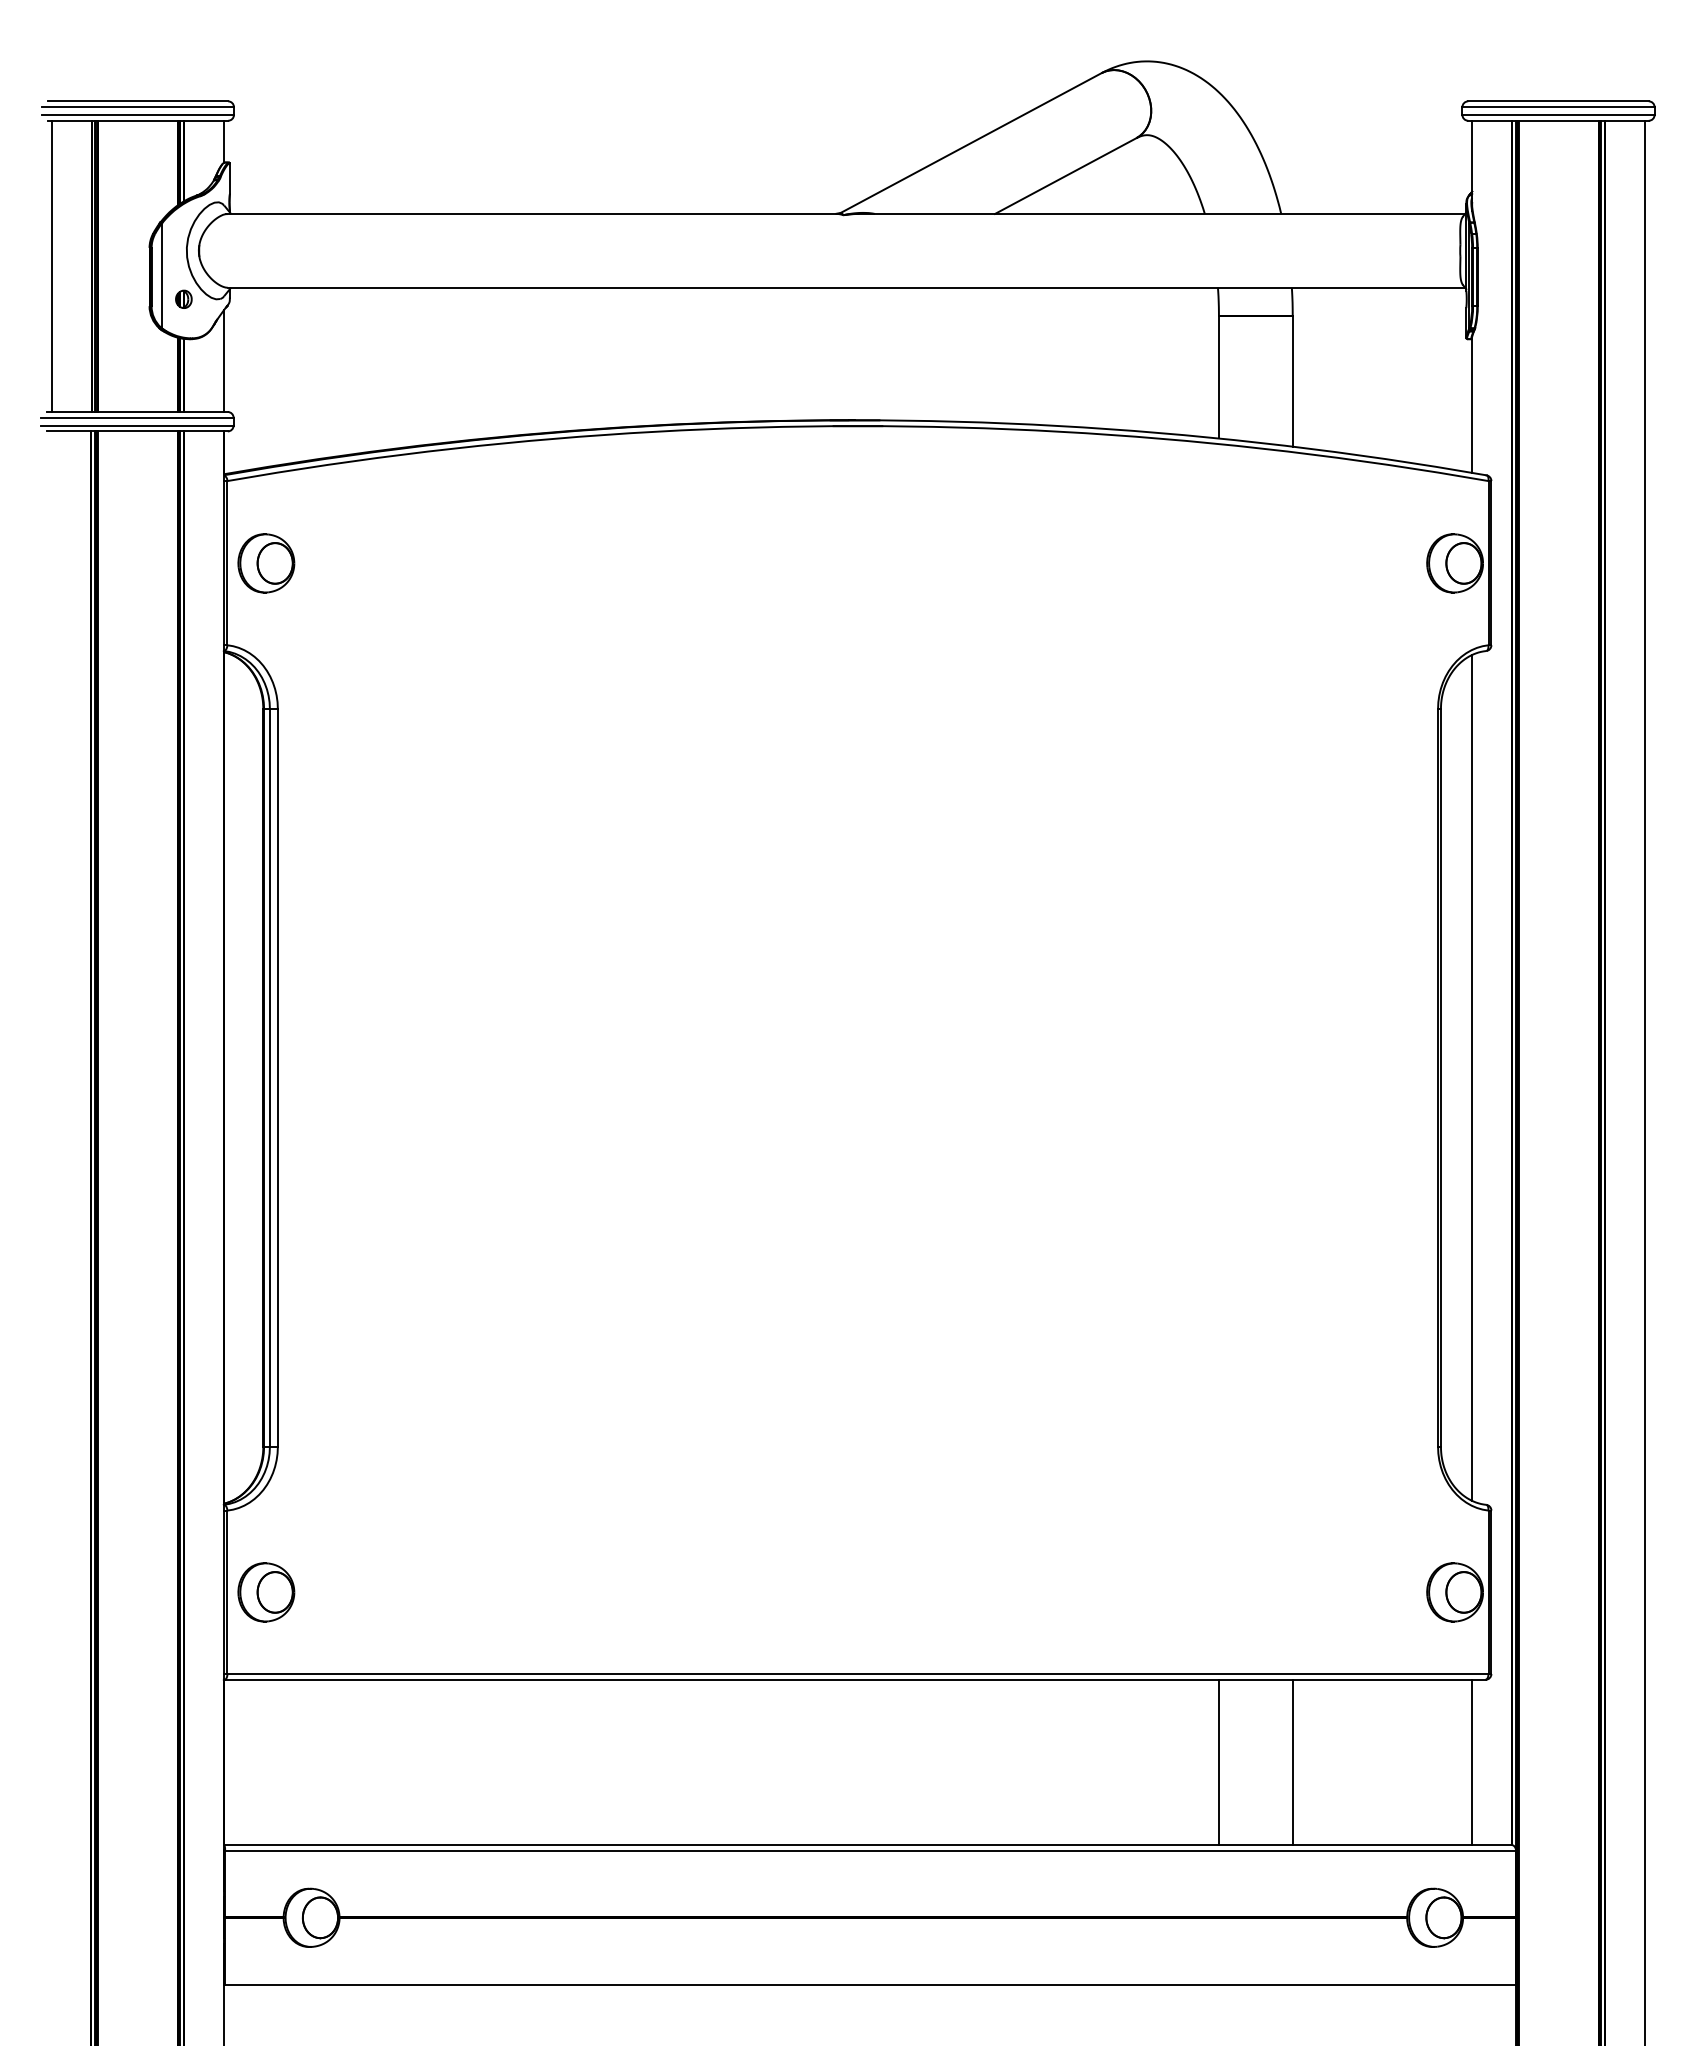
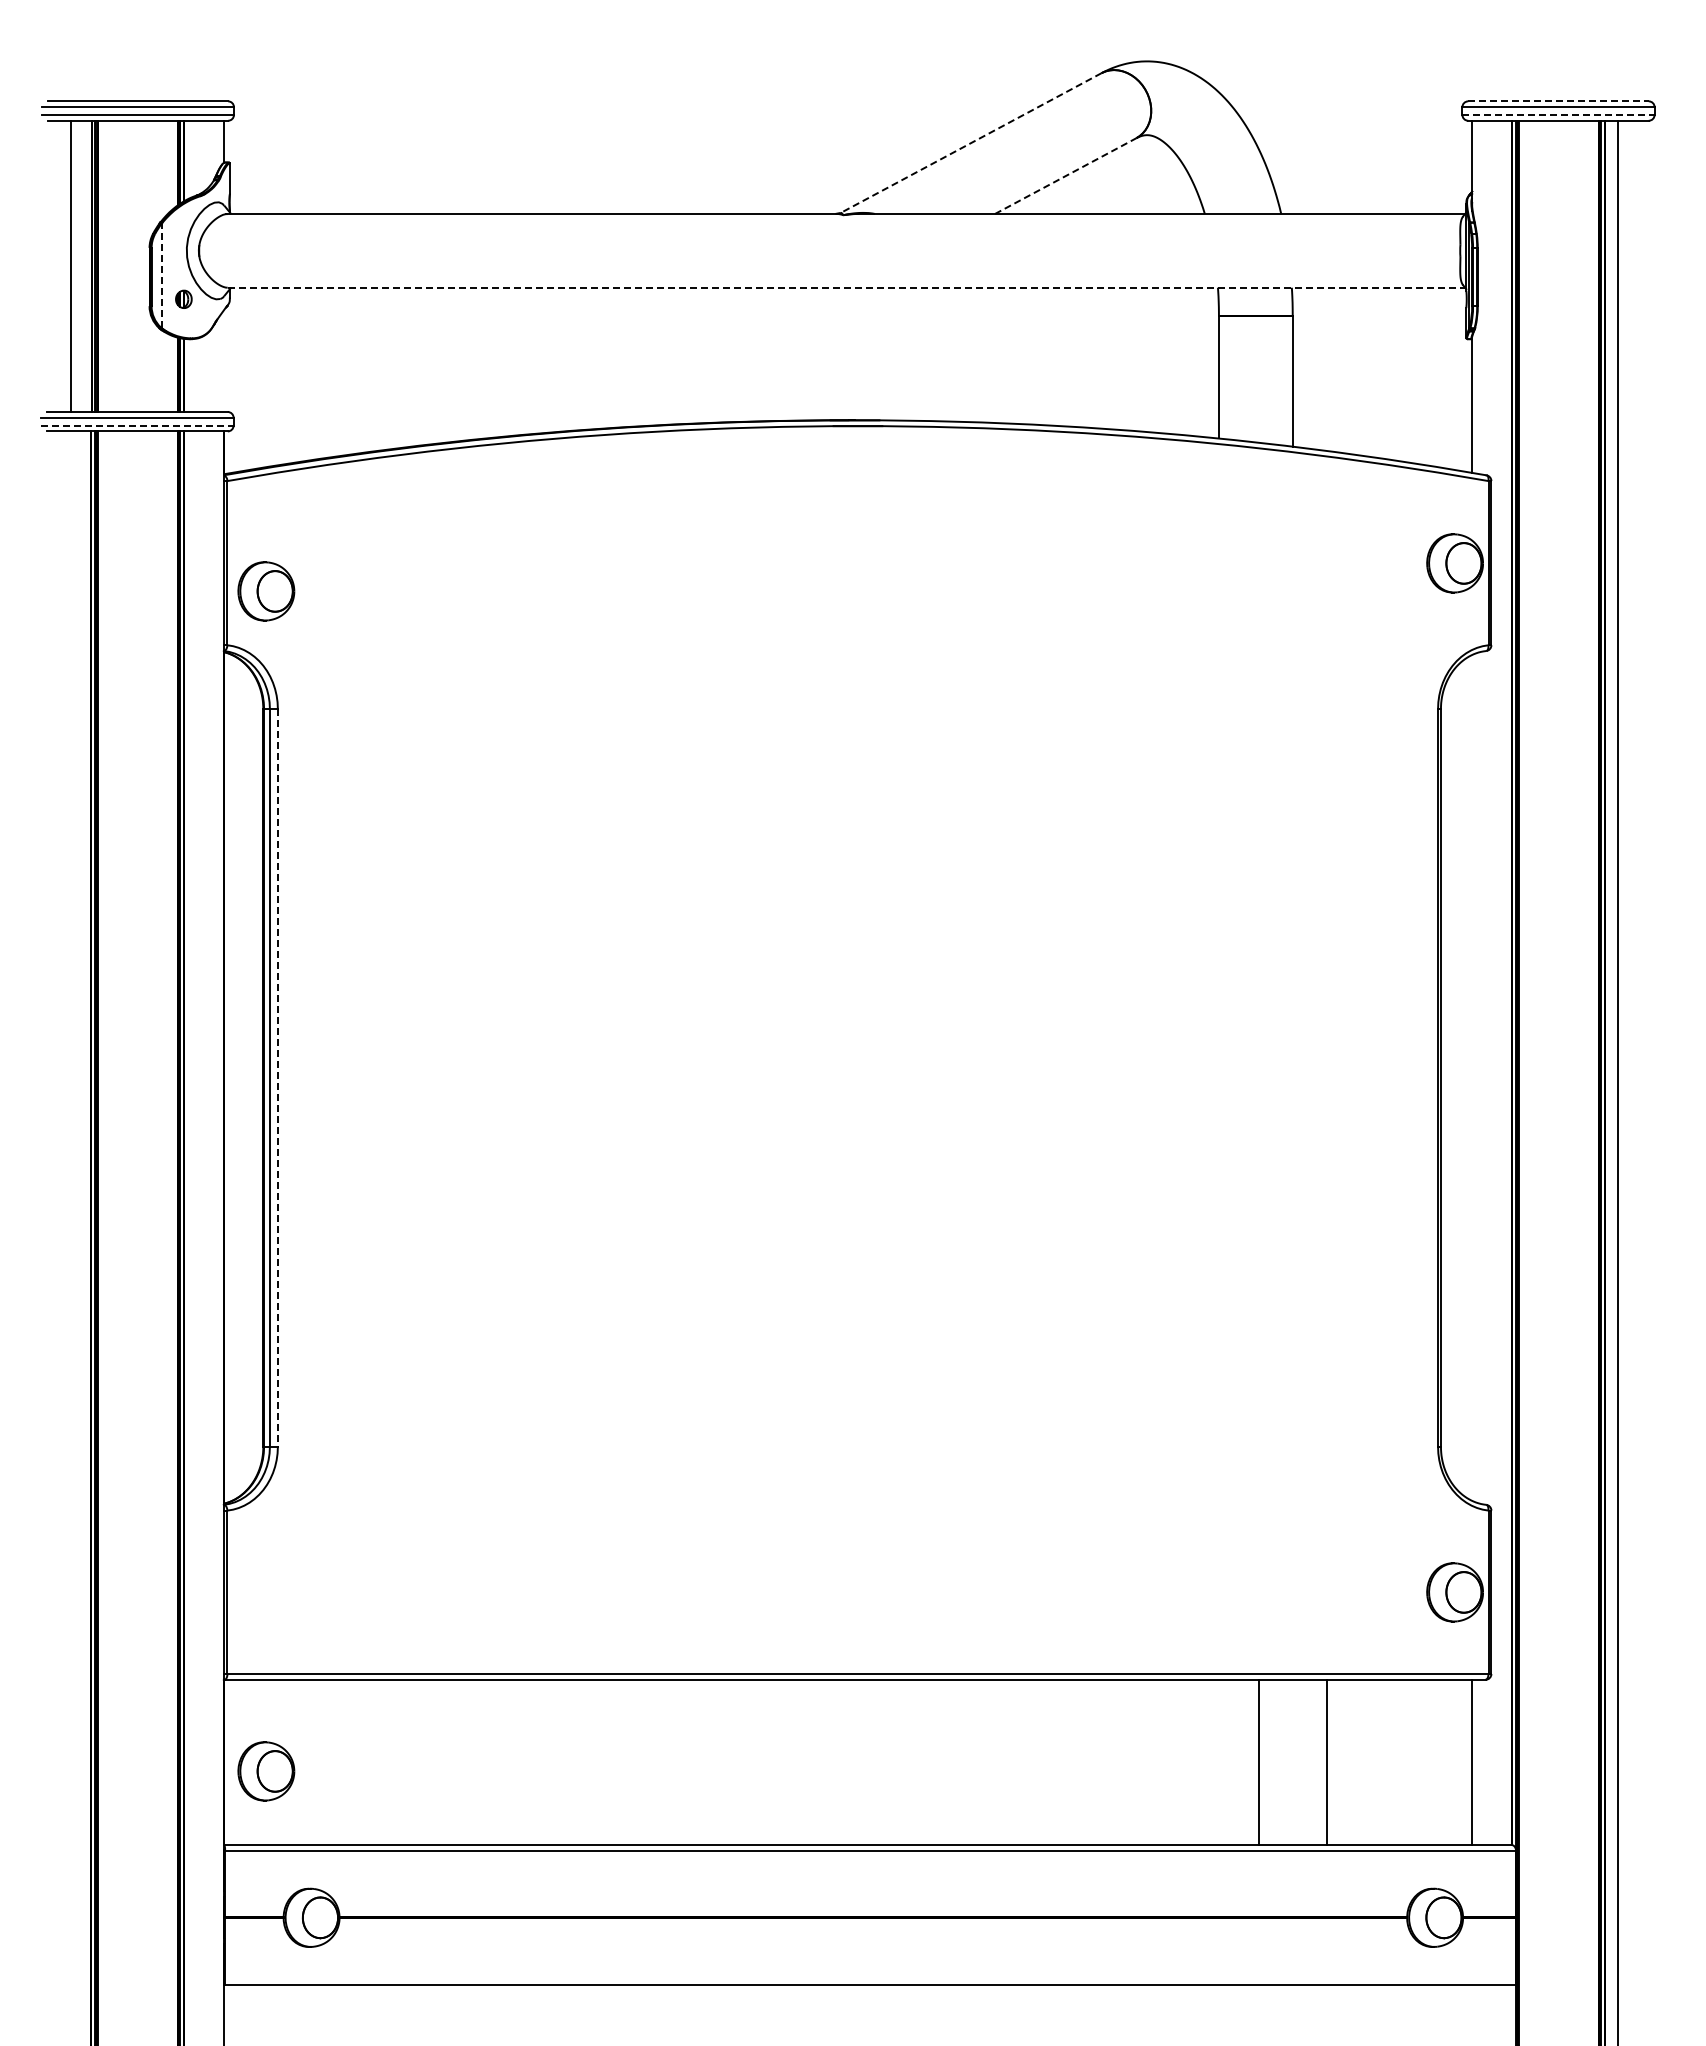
line: solid -> dashed (1559, 101)
line: solid -> dashed (1559, 114)
line: solid -> dashed (971, 143)
line: solid -> dashed (1066, 175)
line position: (51, 266) -> (70, 266) (70, 266)
line: solid -> dashed (161, 275)
line: solid -> dashed (846, 287)
line: present -> none (224, 360)
line: solid -> dashed (138, 425)
part position: (266, 563) -> (266, 591) (266, 591)
line: solid -> dashed (277, 1077)
line: present -> none (1472, 1077)
line position: (1644, 1081) -> (1617, 1081) (1617, 1081)
part position: (266, 1592) -> (266, 1771) (266, 1771)
line position: (1218, 1761) -> (1258, 1761) (1258, 1761)
line position: (1292, 1761) -> (1326, 1761) (1326, 1761)
